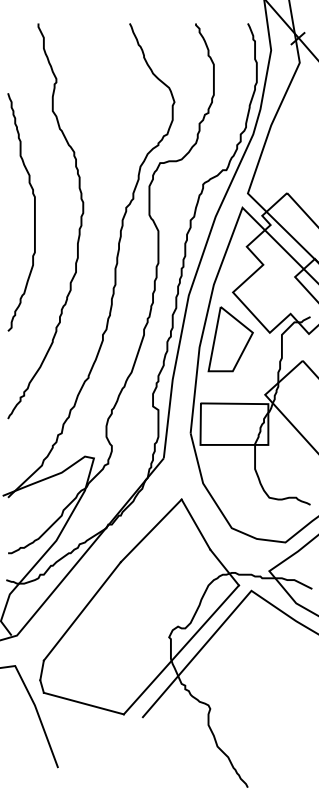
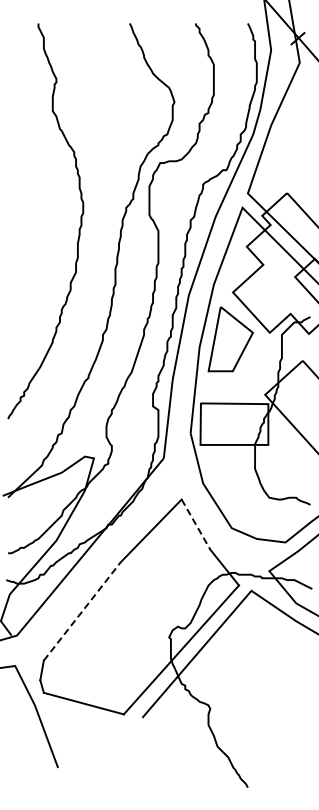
curve: present -> none (34, 212)
line: solid -> dashed (195, 524)
line: solid -> dashed (82, 611)
